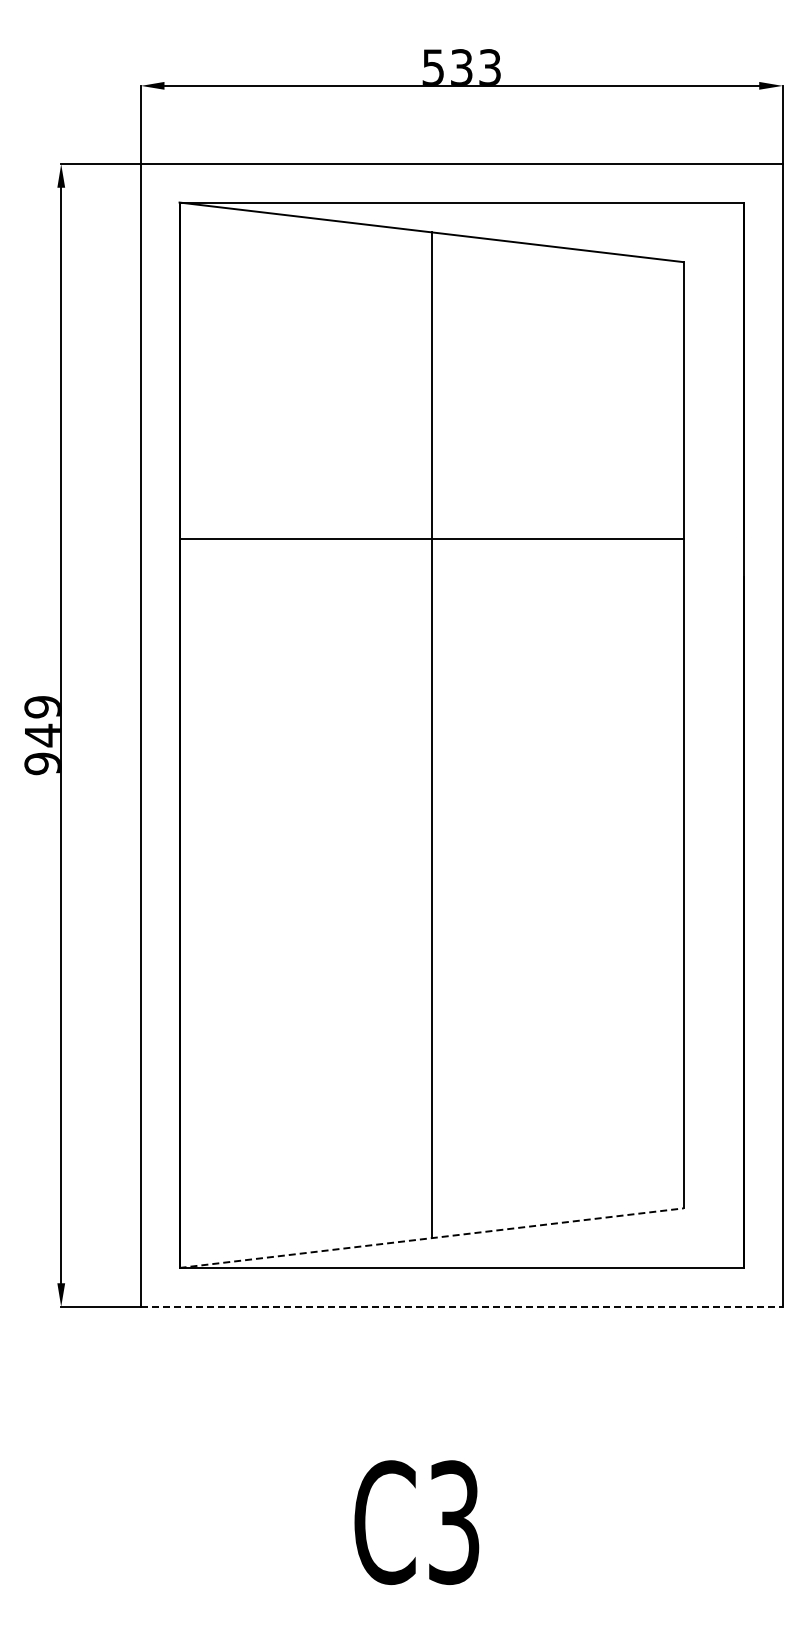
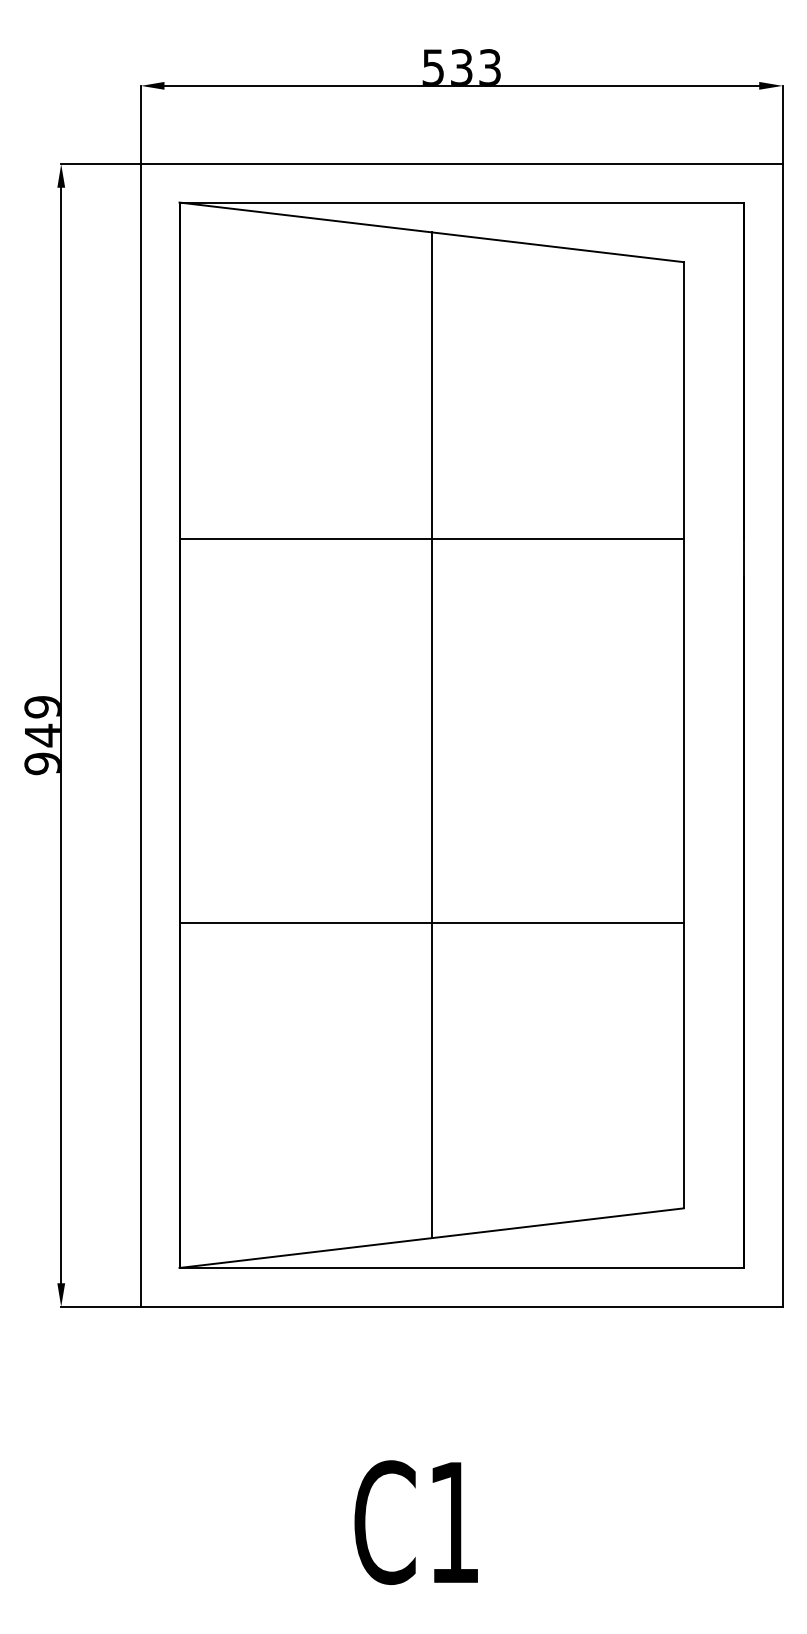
line: none -> present (431, 922)
line: dashed -> solid (431, 1238)
line: dashed -> solid (461, 1306)
text: C3 -> C1 (454, 1522)
